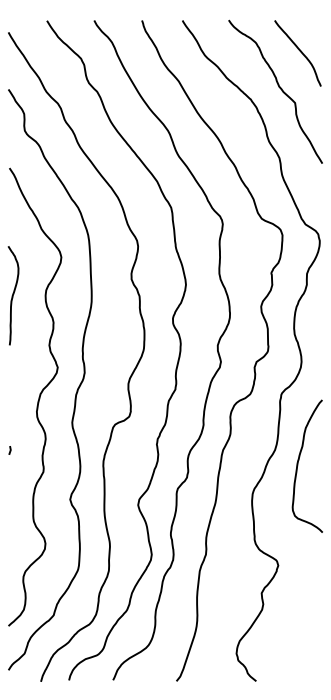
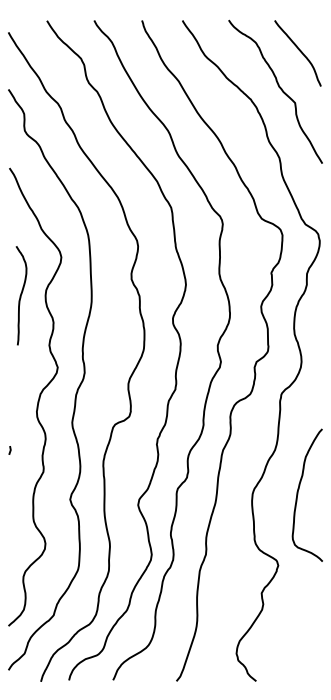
curve position: (13, 295) -> (21, 295) (21, 295)
curve position: (298, 465) -> (298, 494) (298, 494)
